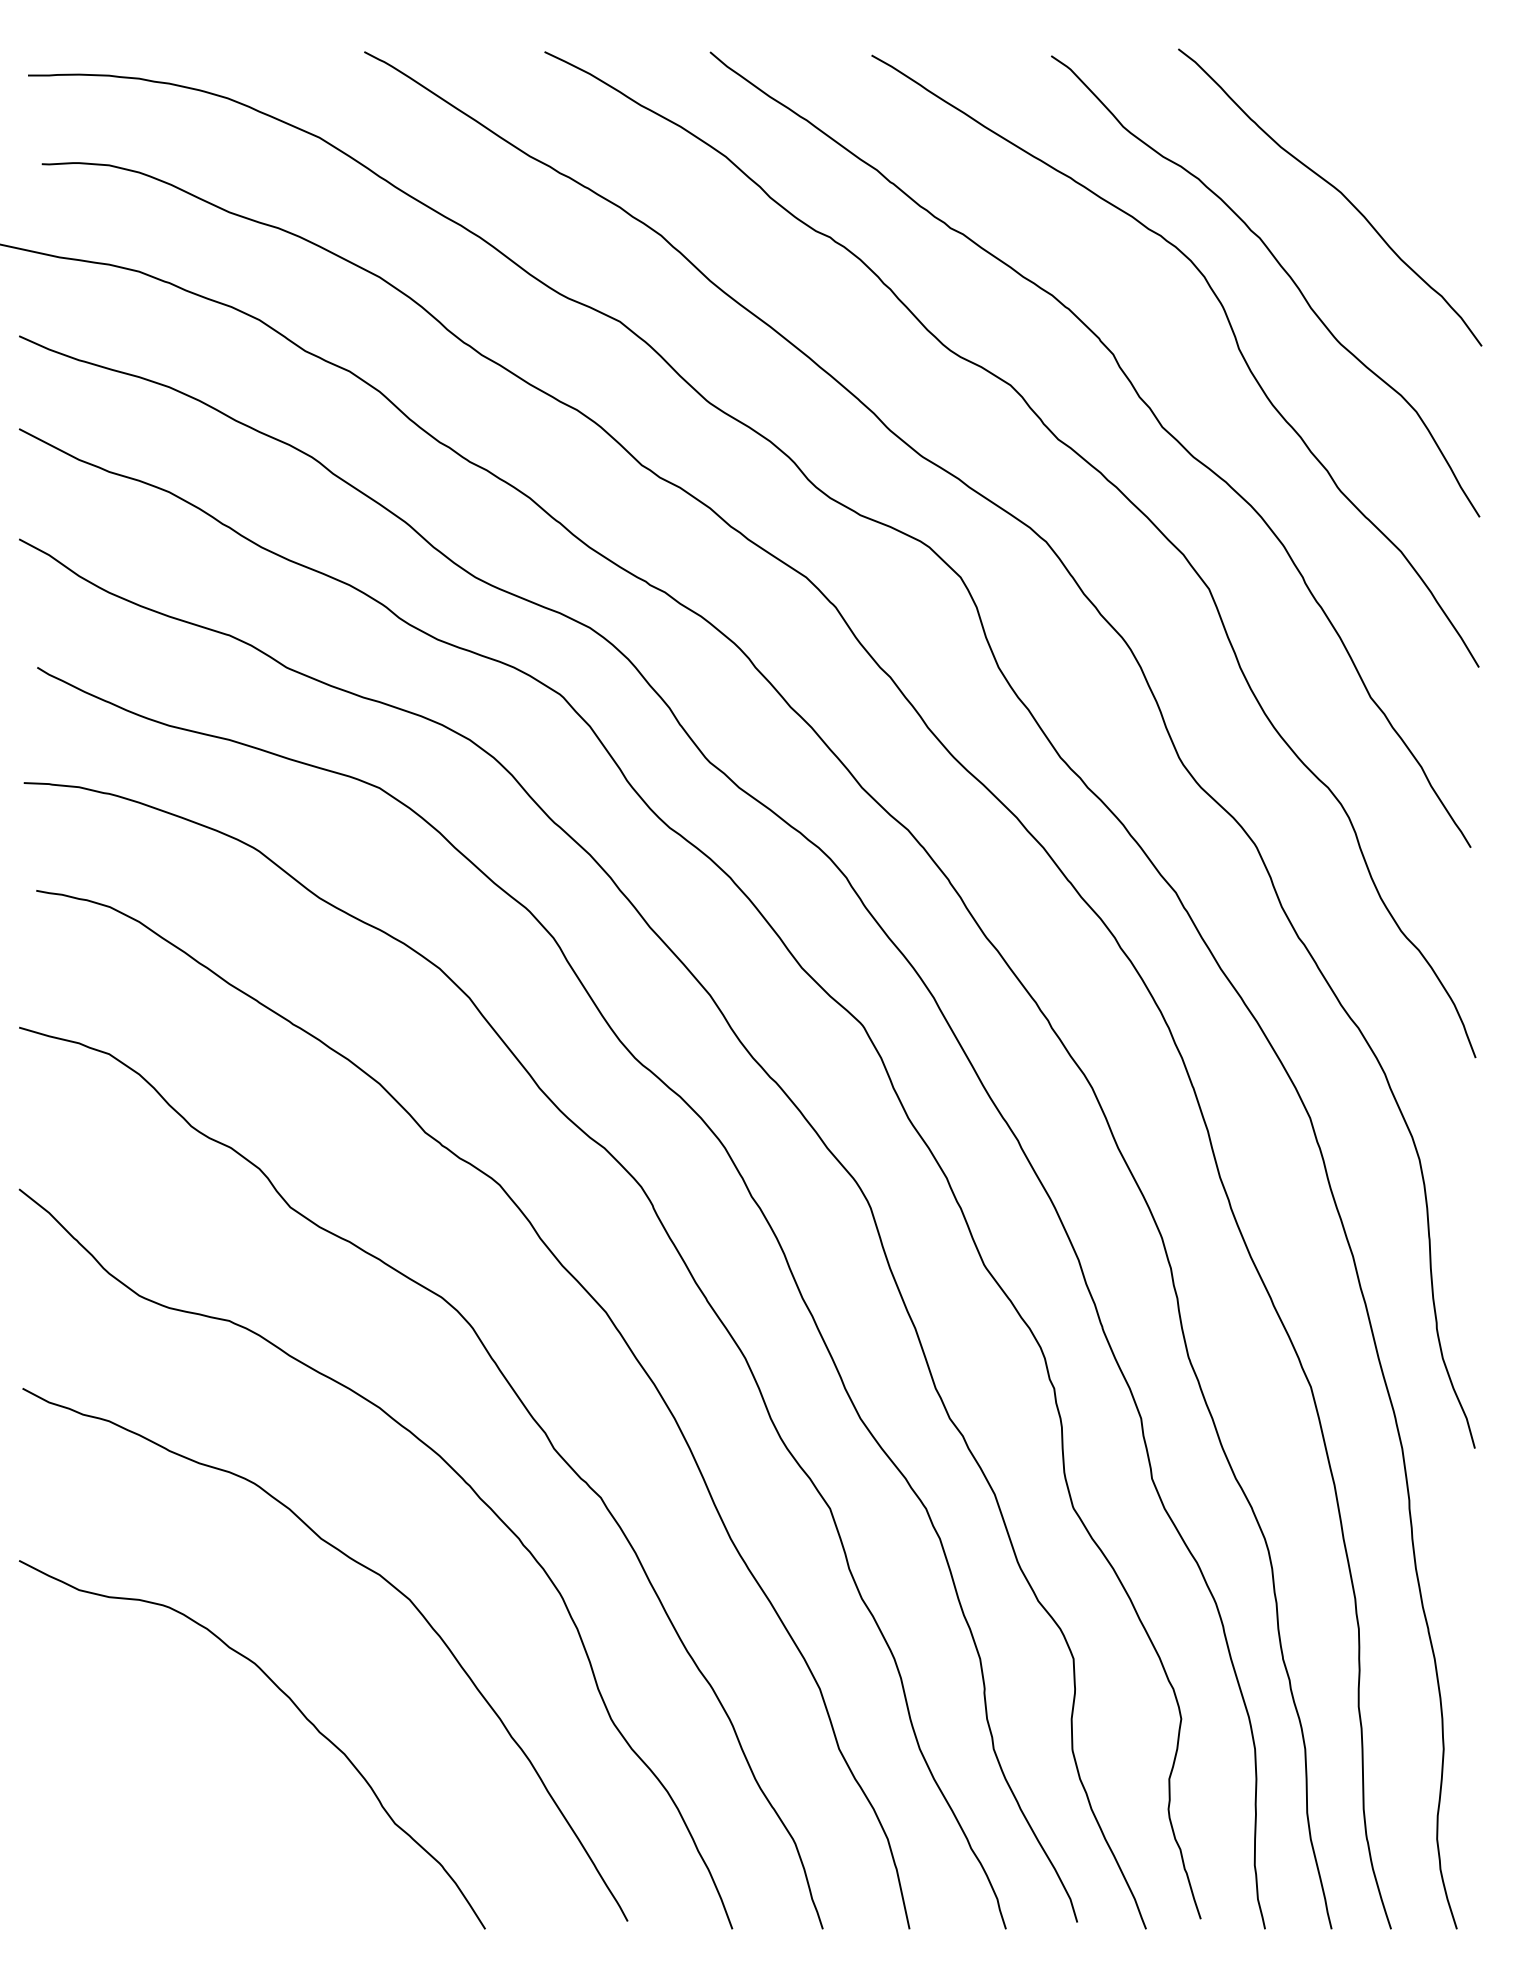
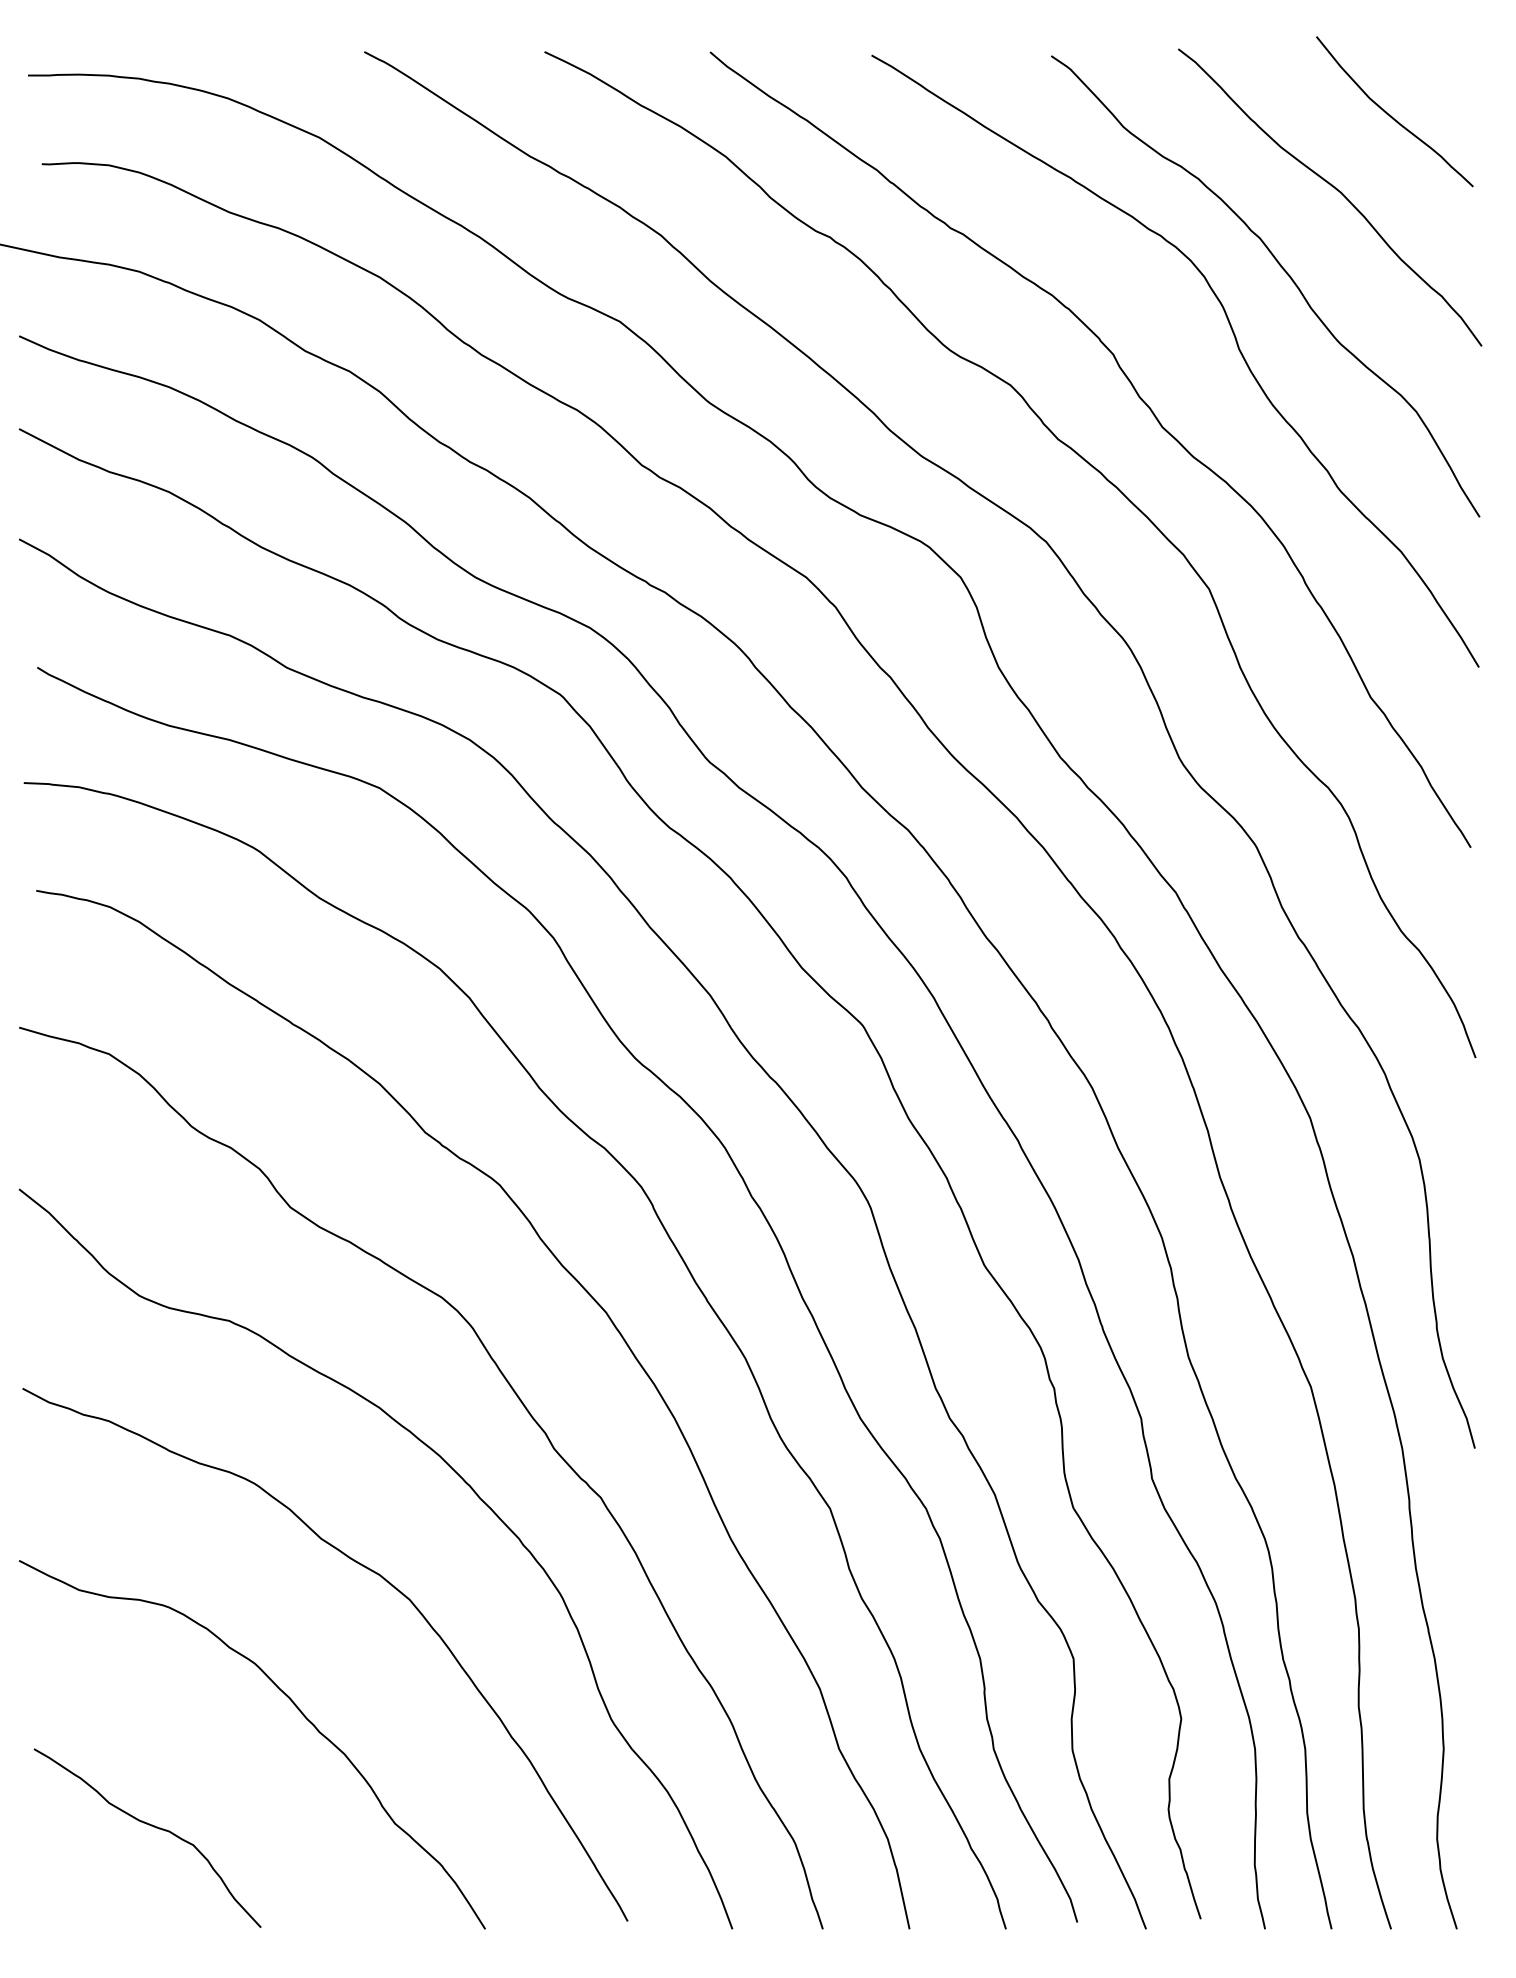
curve: none -> present (1391, 115)
curve: none -> present (153, 1827)
